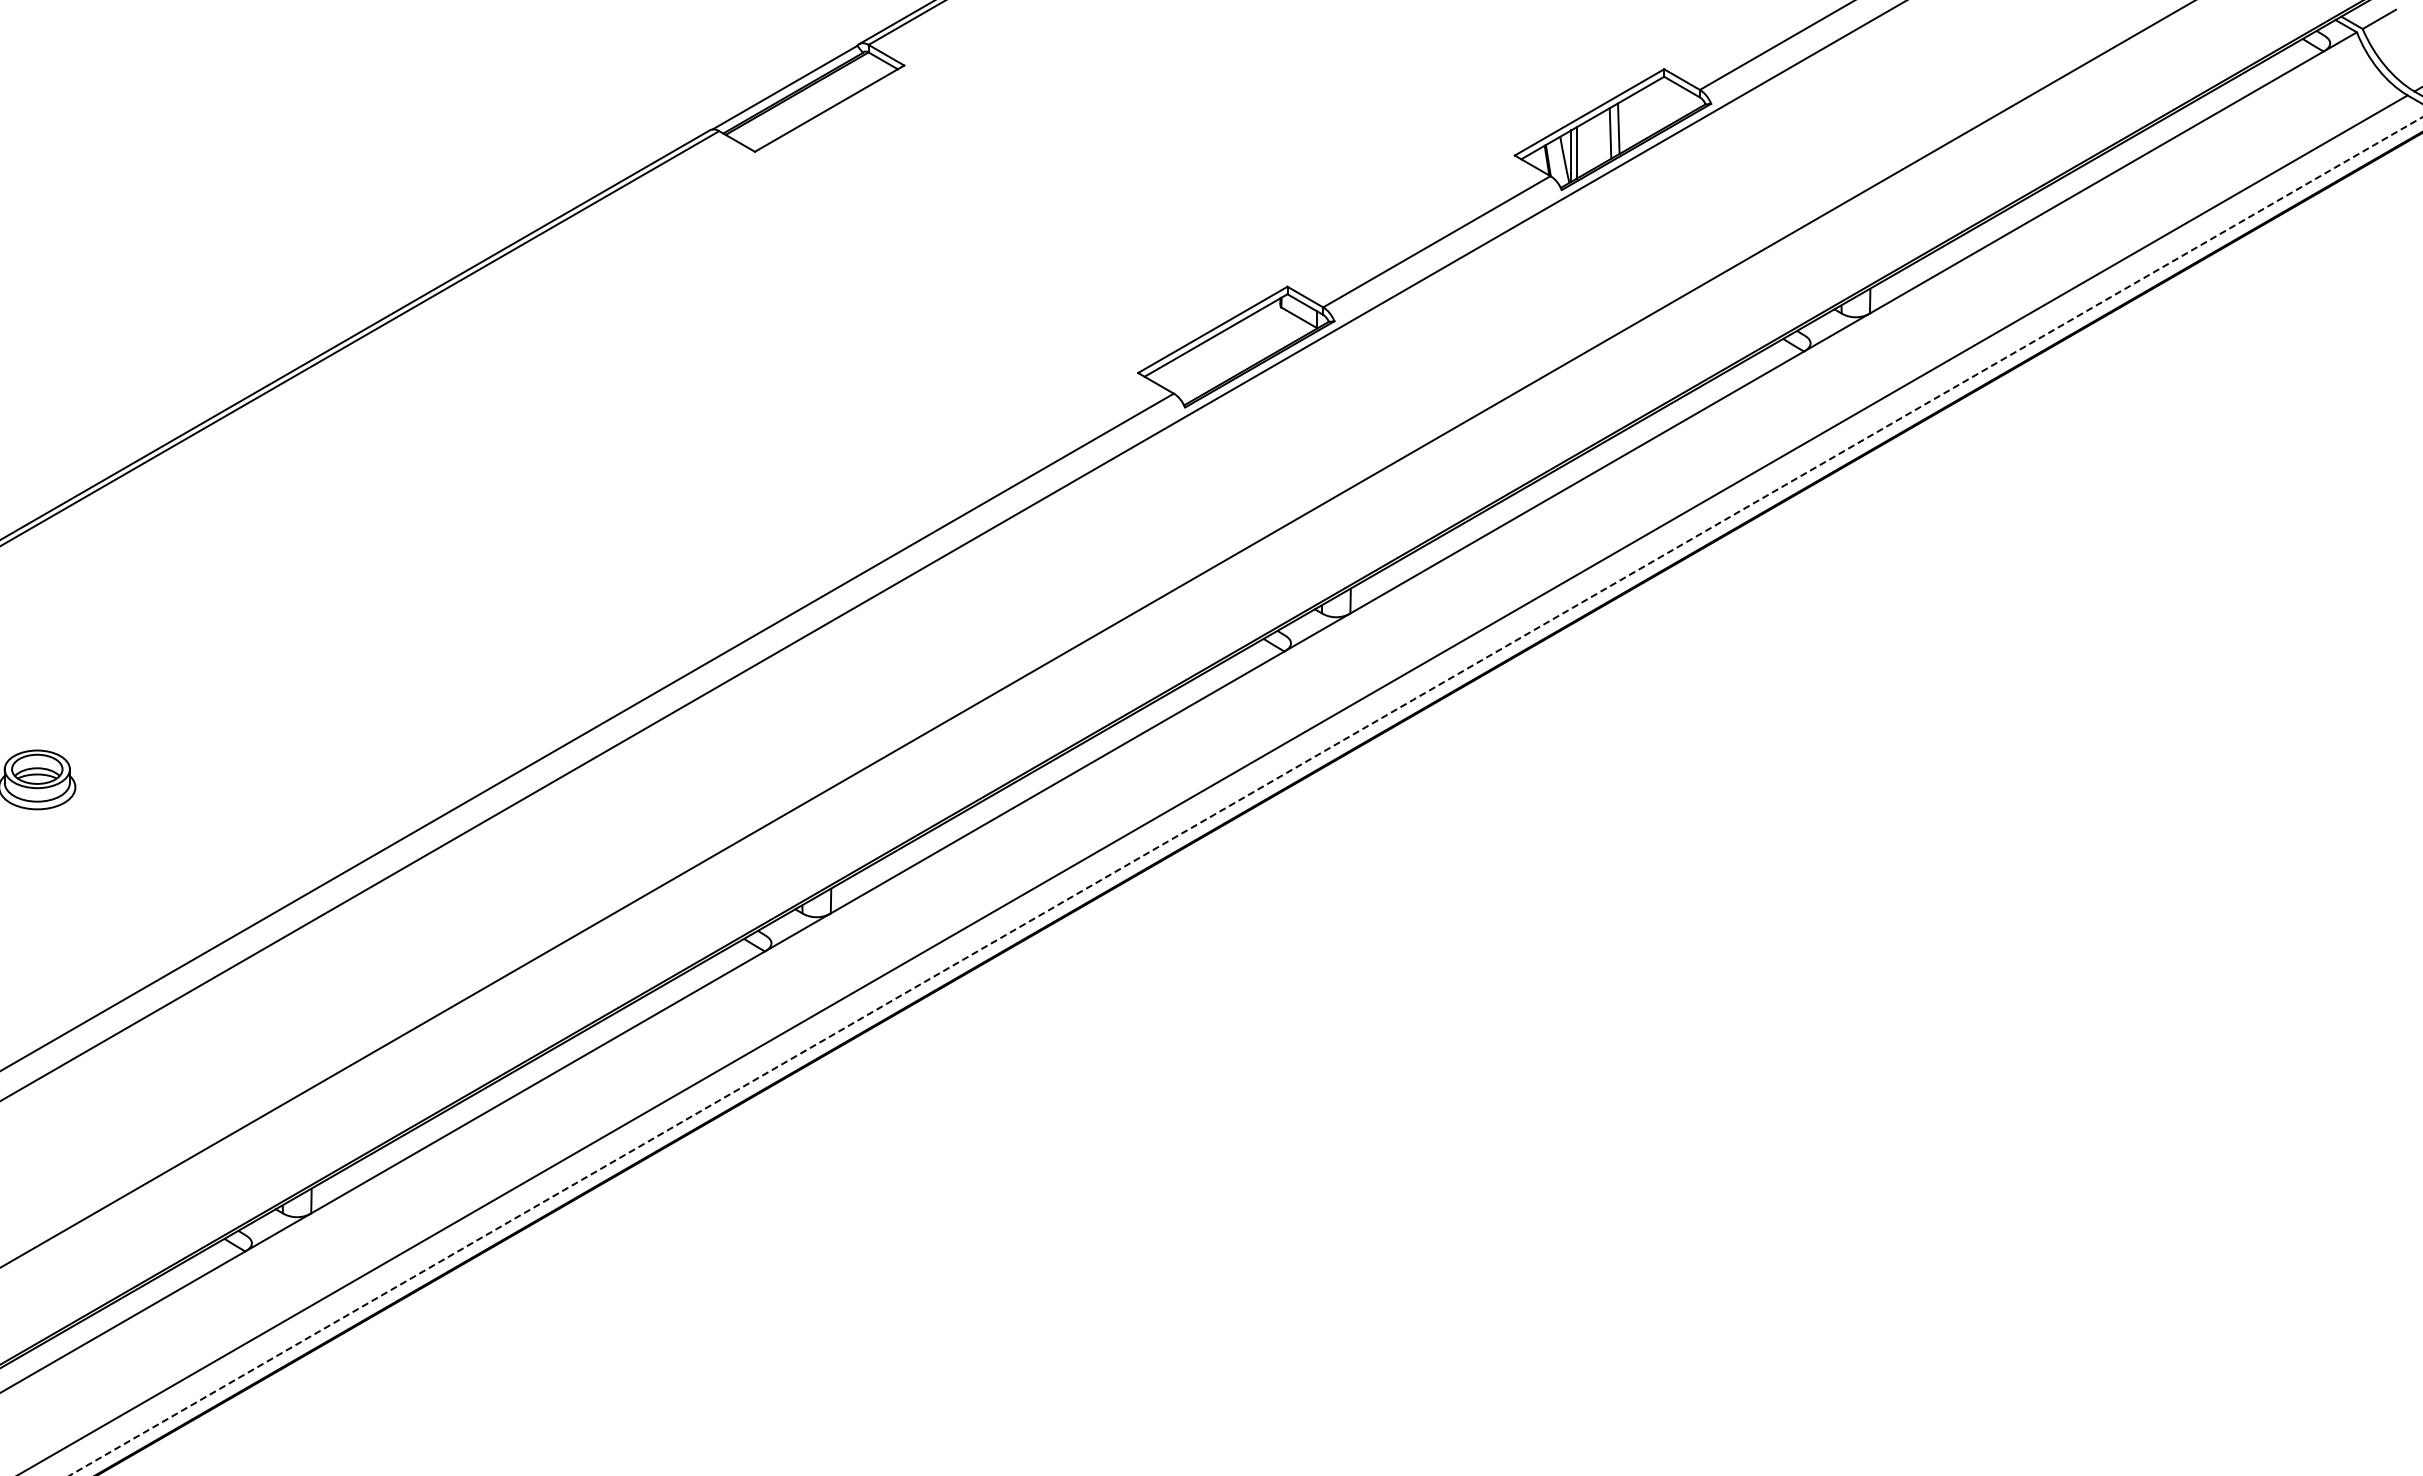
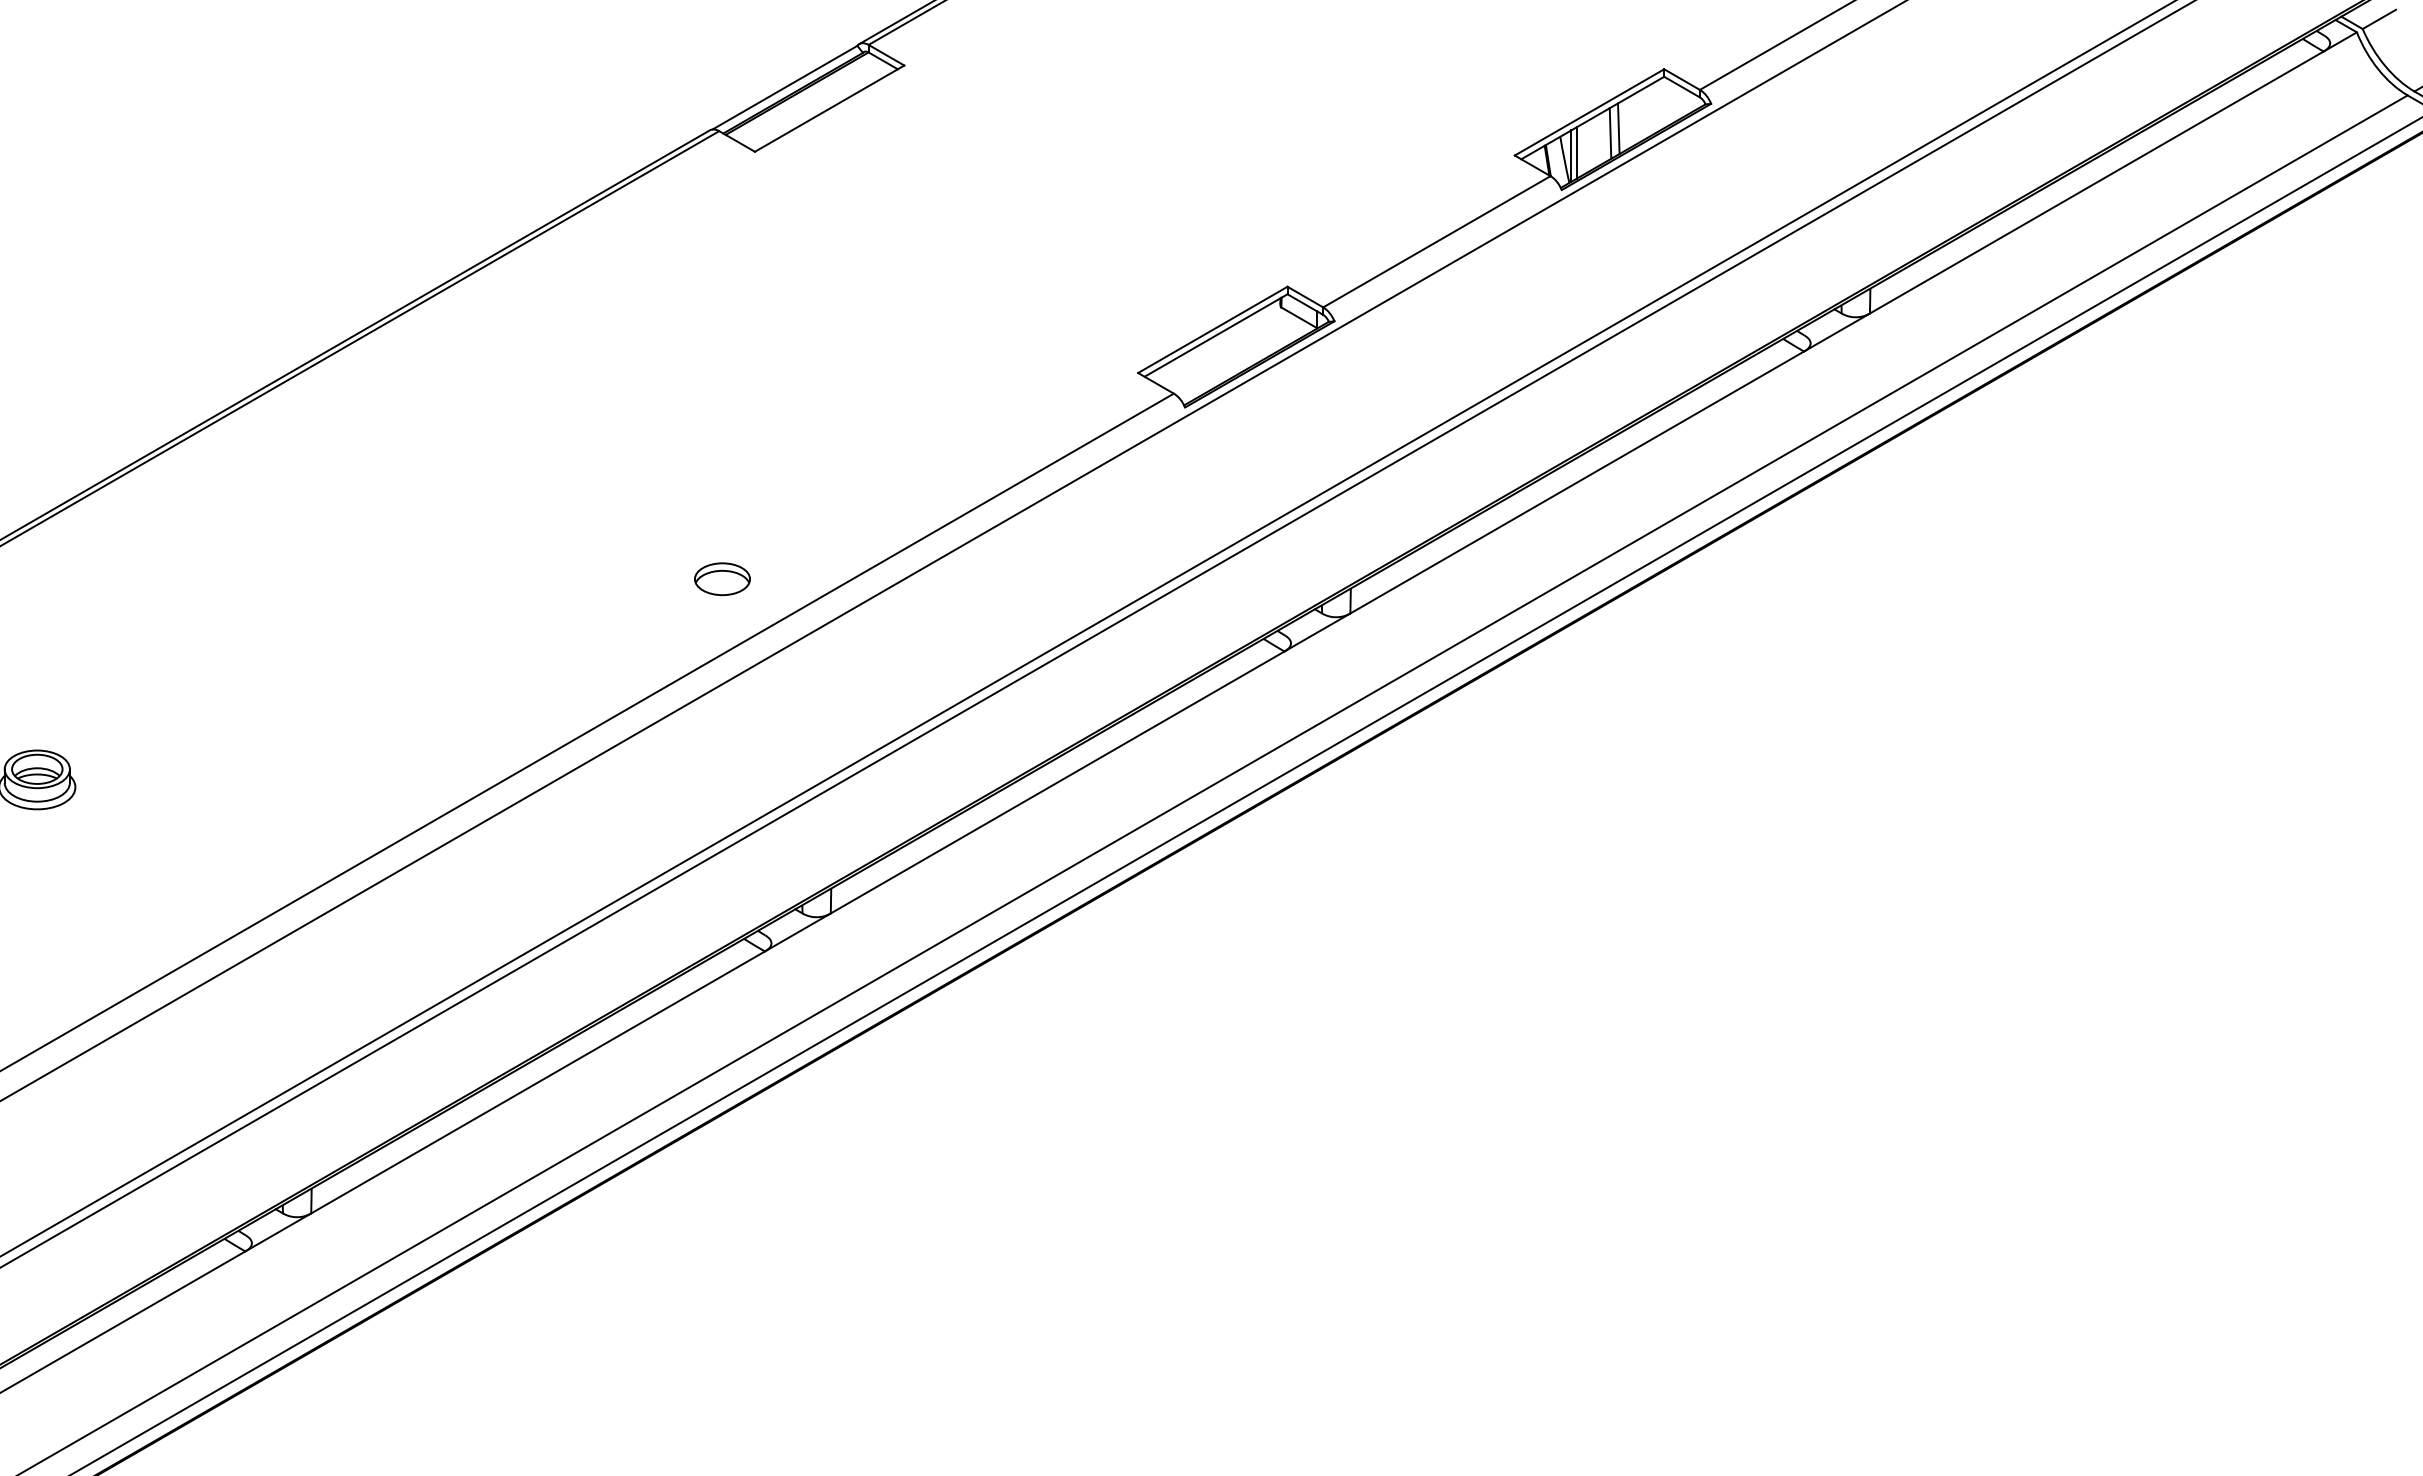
part: none -> present (722, 578)
line: none -> present (1087, 628)
line: dashed -> solid (1245, 796)
